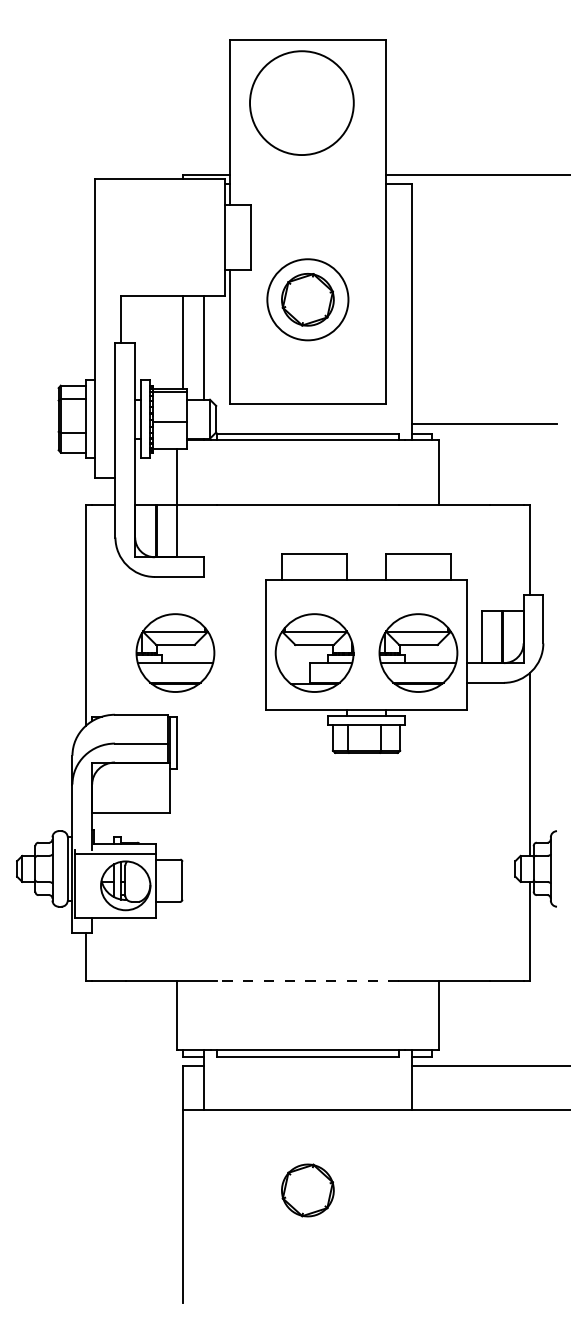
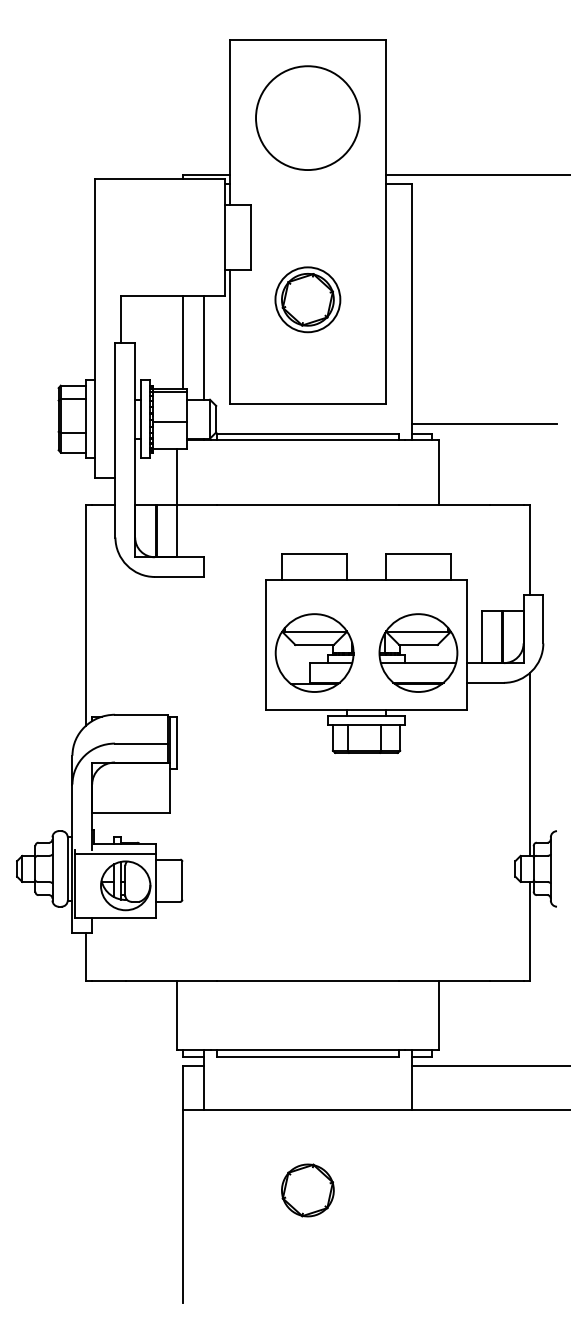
circle position: (301, 102) -> (307, 117) (307, 117)
circle diameter: 81 px -> 65 px (307, 299)
part: present -> none (175, 652)
line: dashed -> solid (307, 981)
